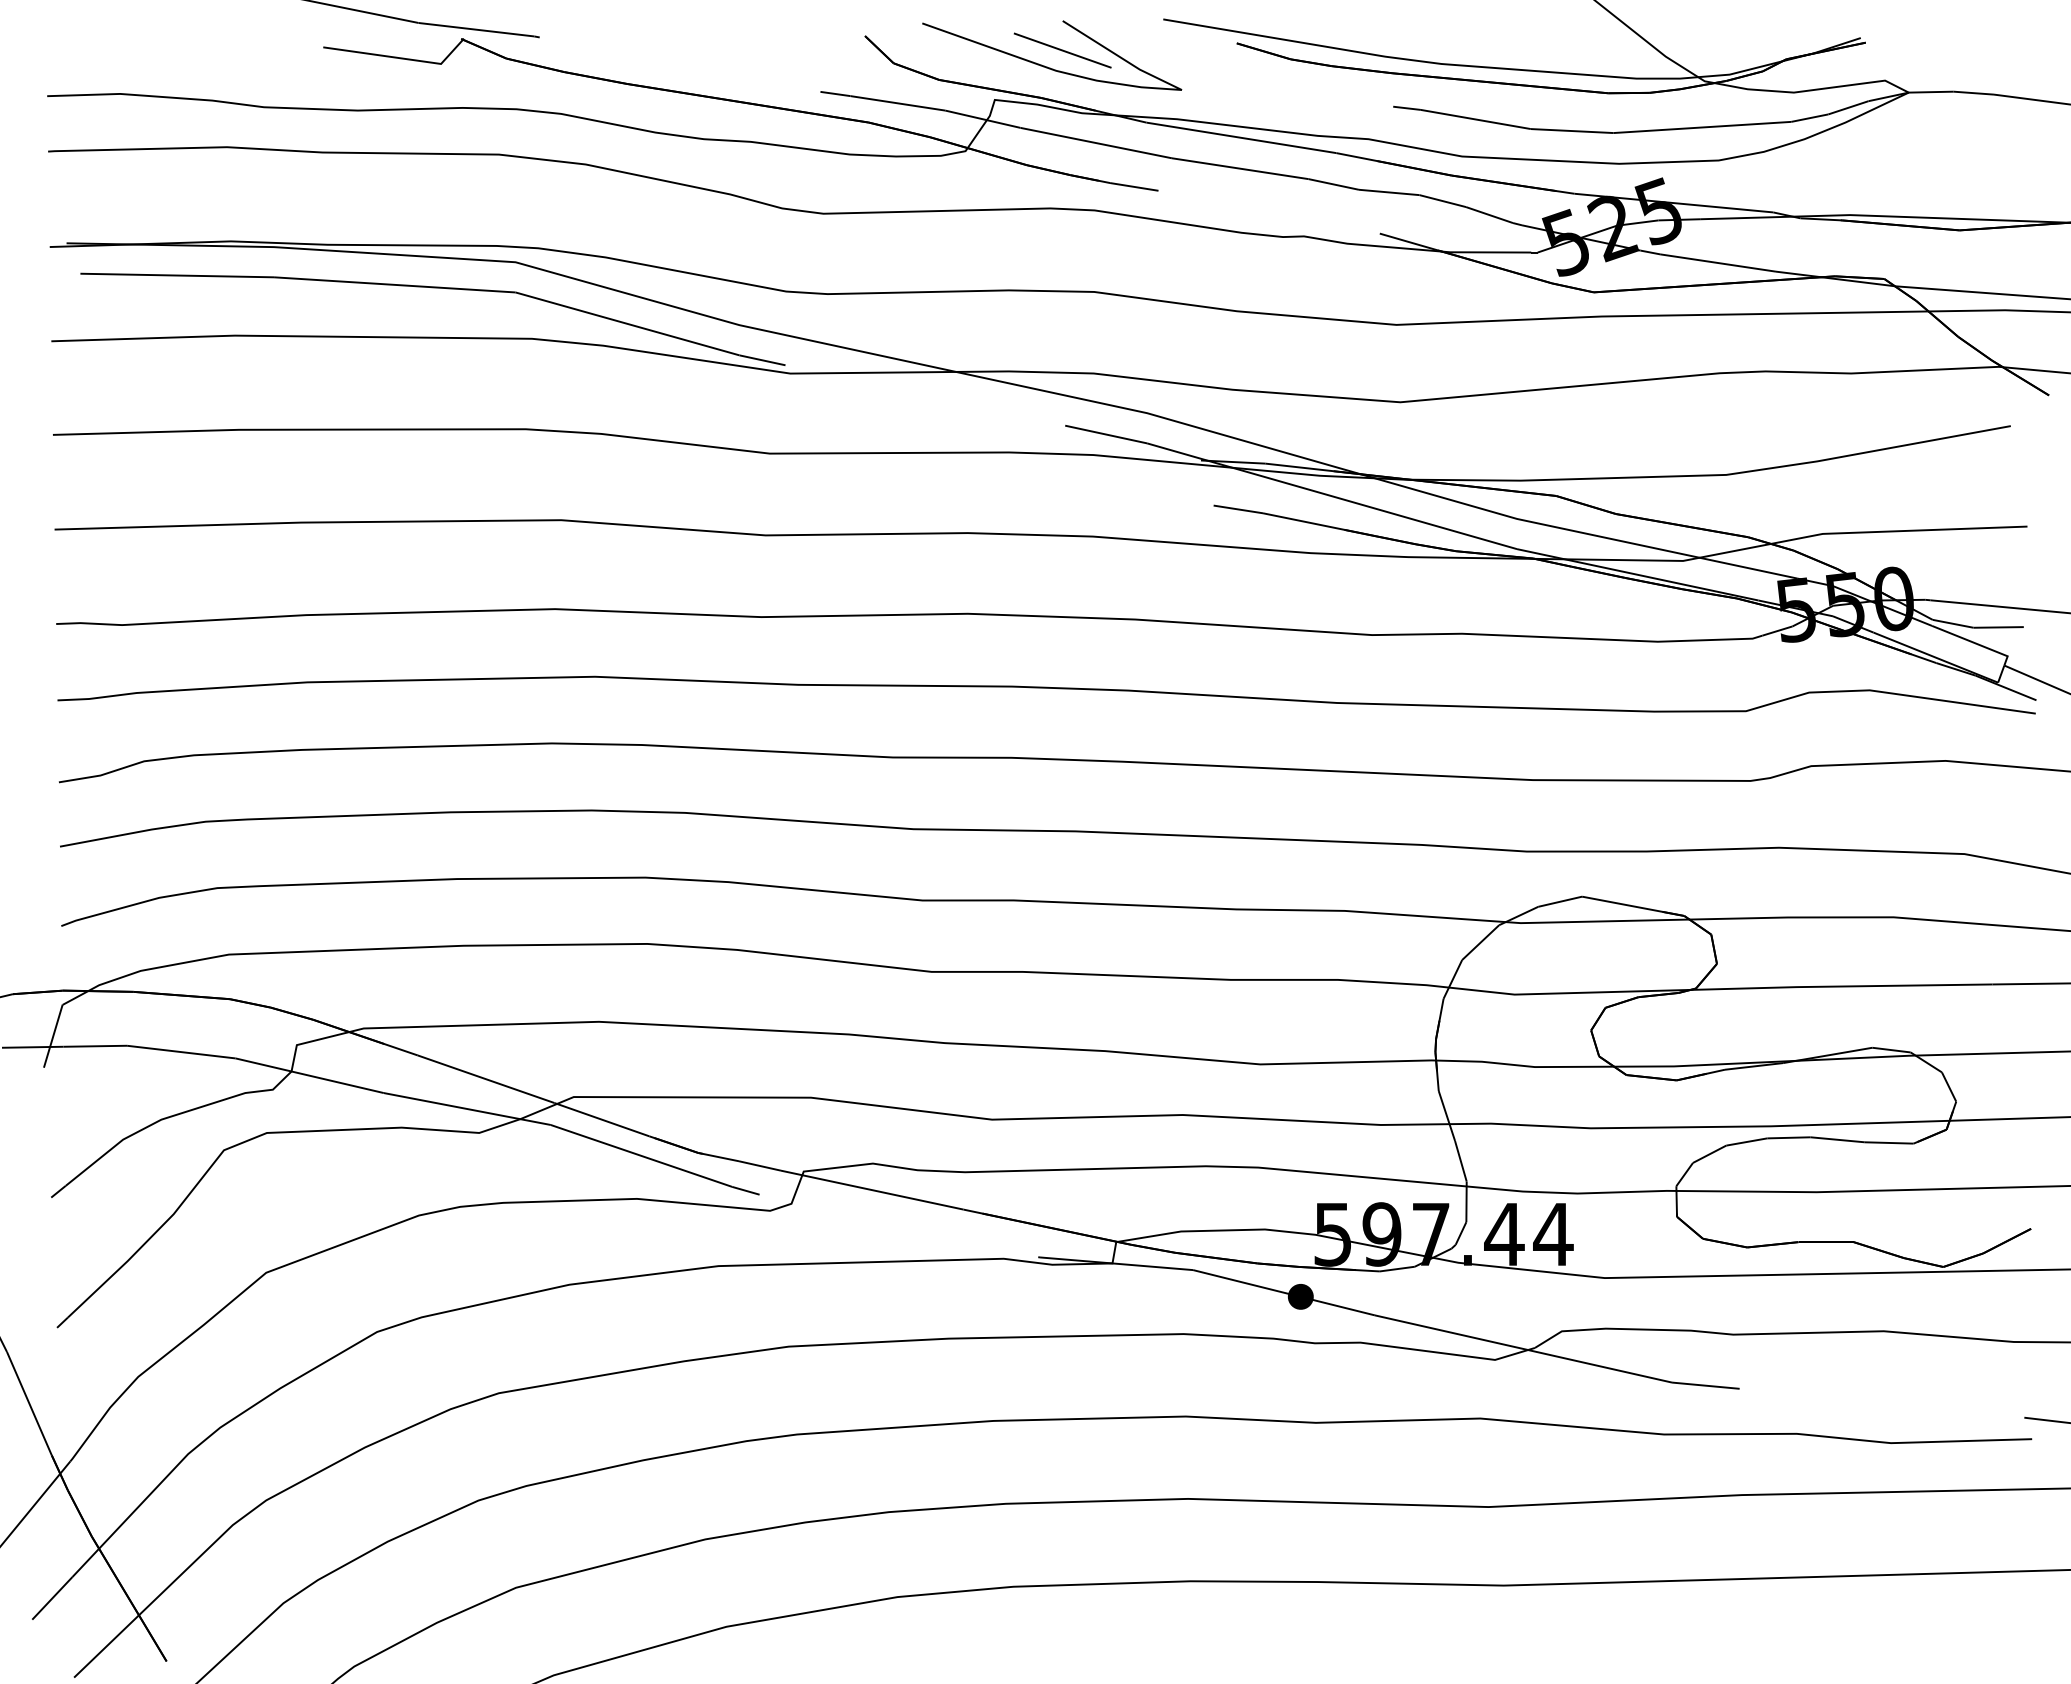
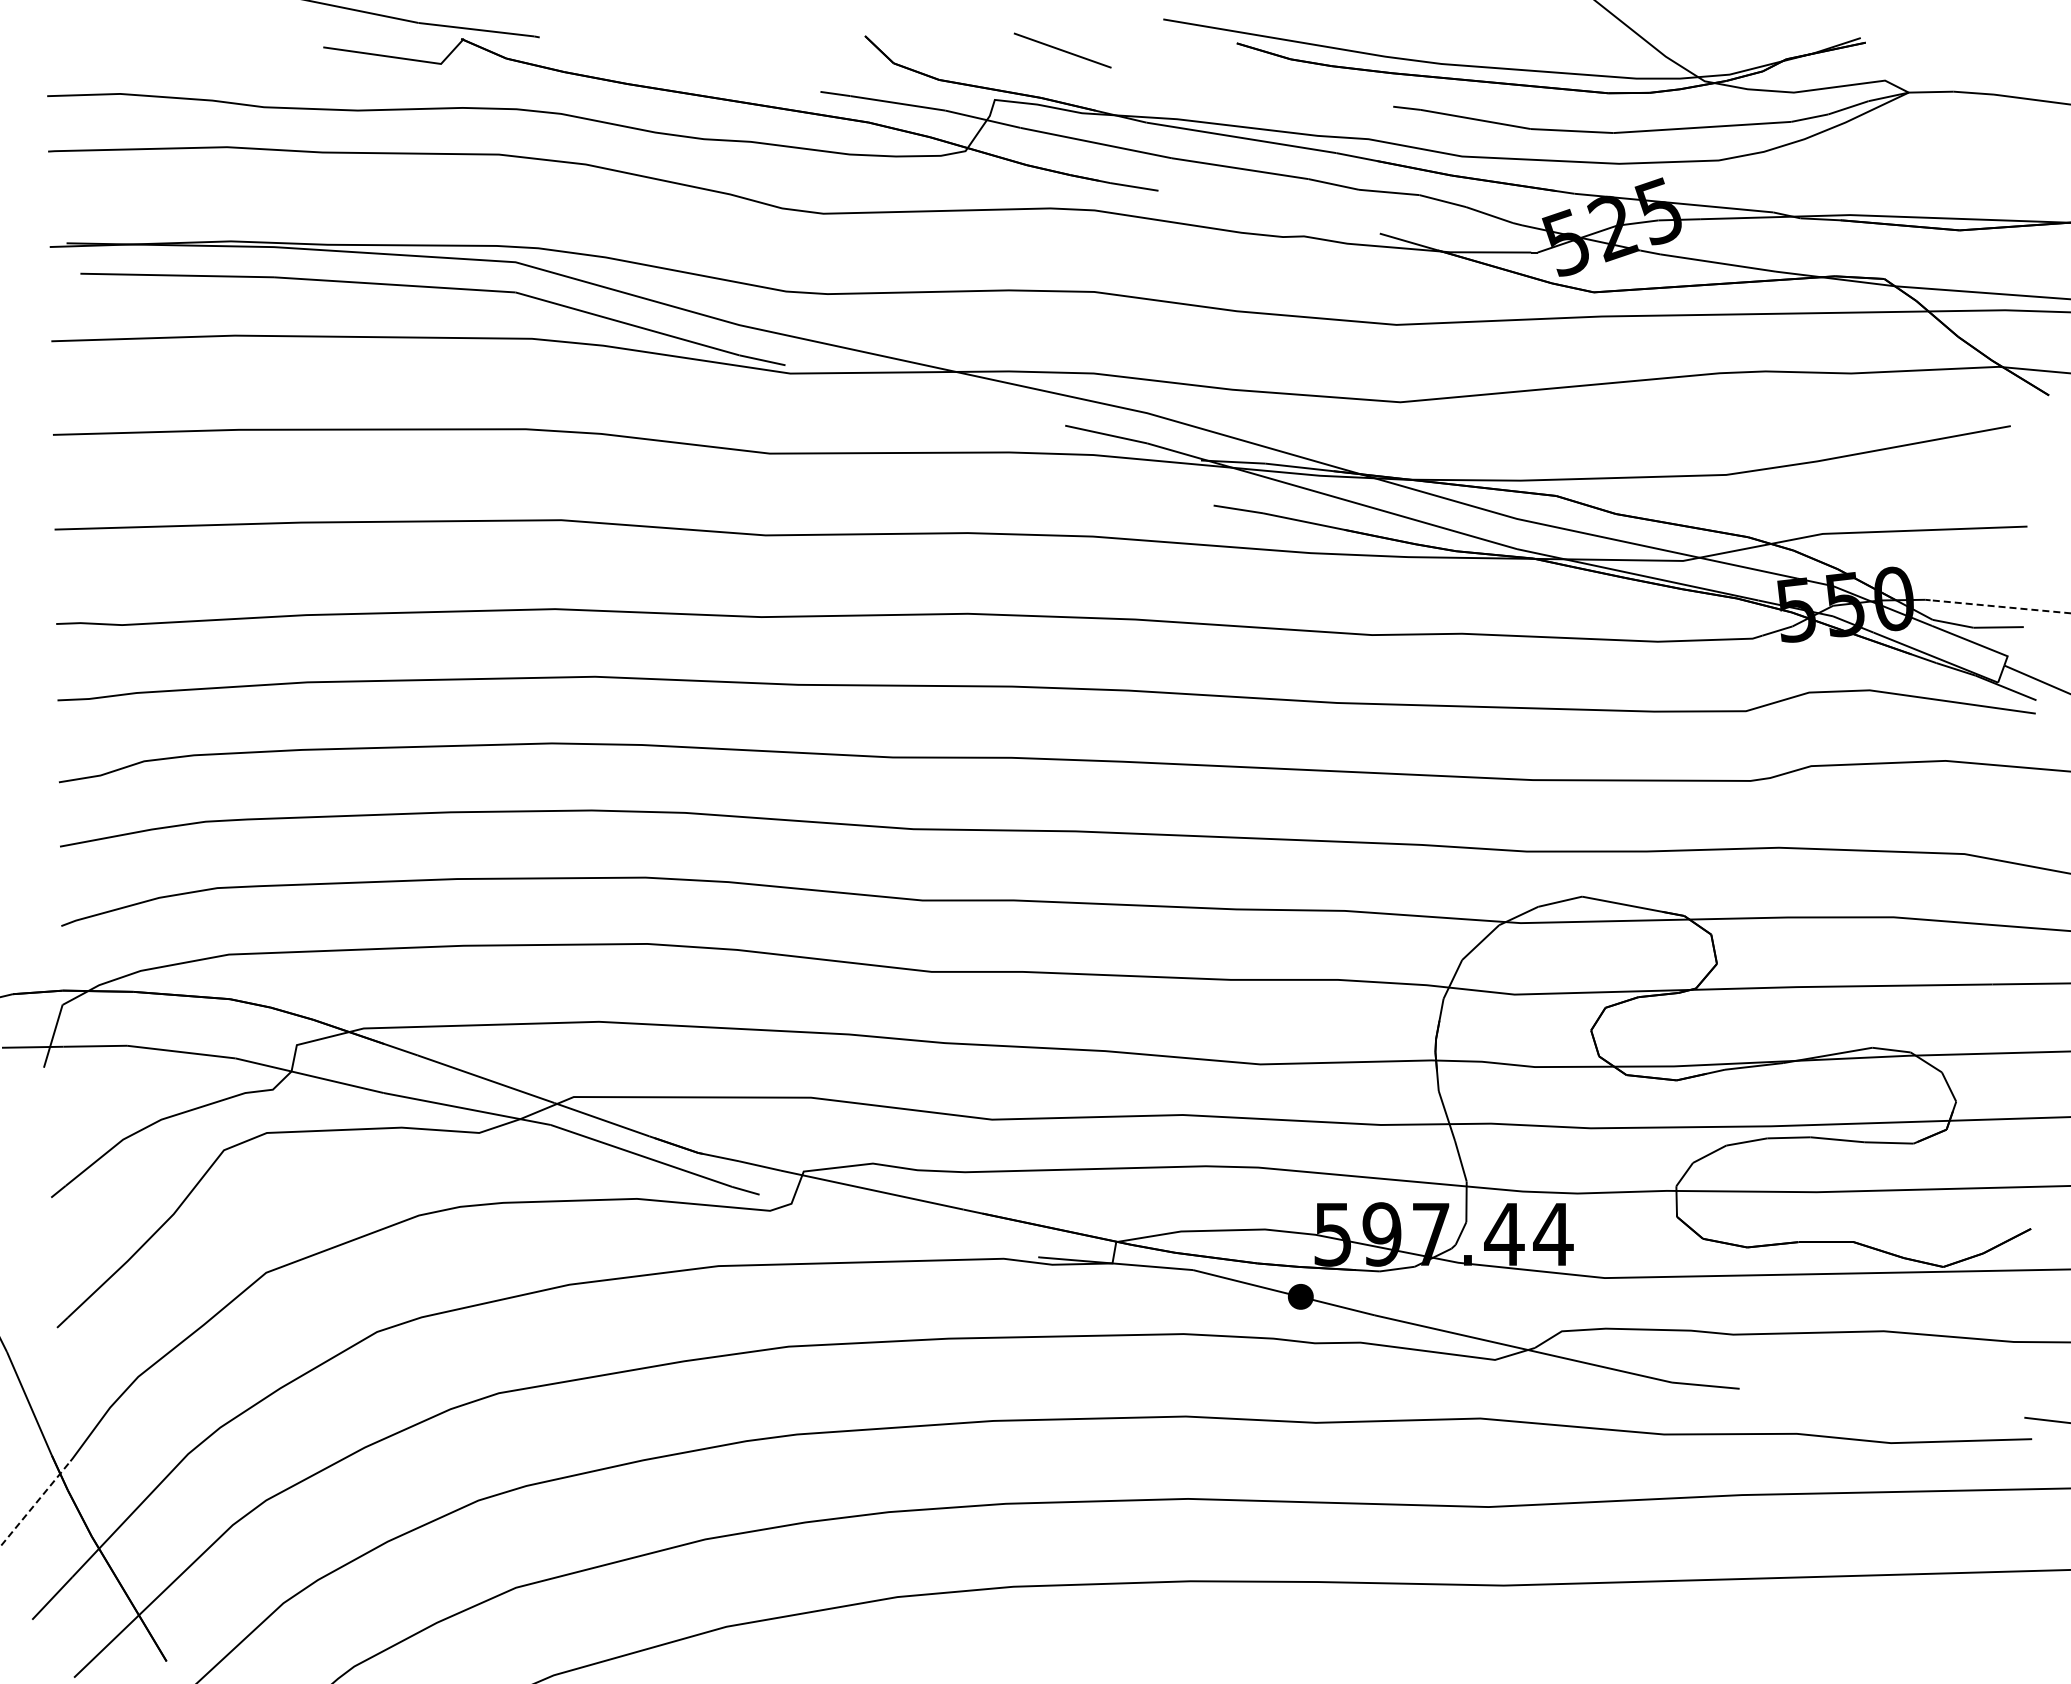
curve: present -> none (1047, 66)
line: solid -> dashed (2000, 606)
line: solid -> dashed (35, 1503)
